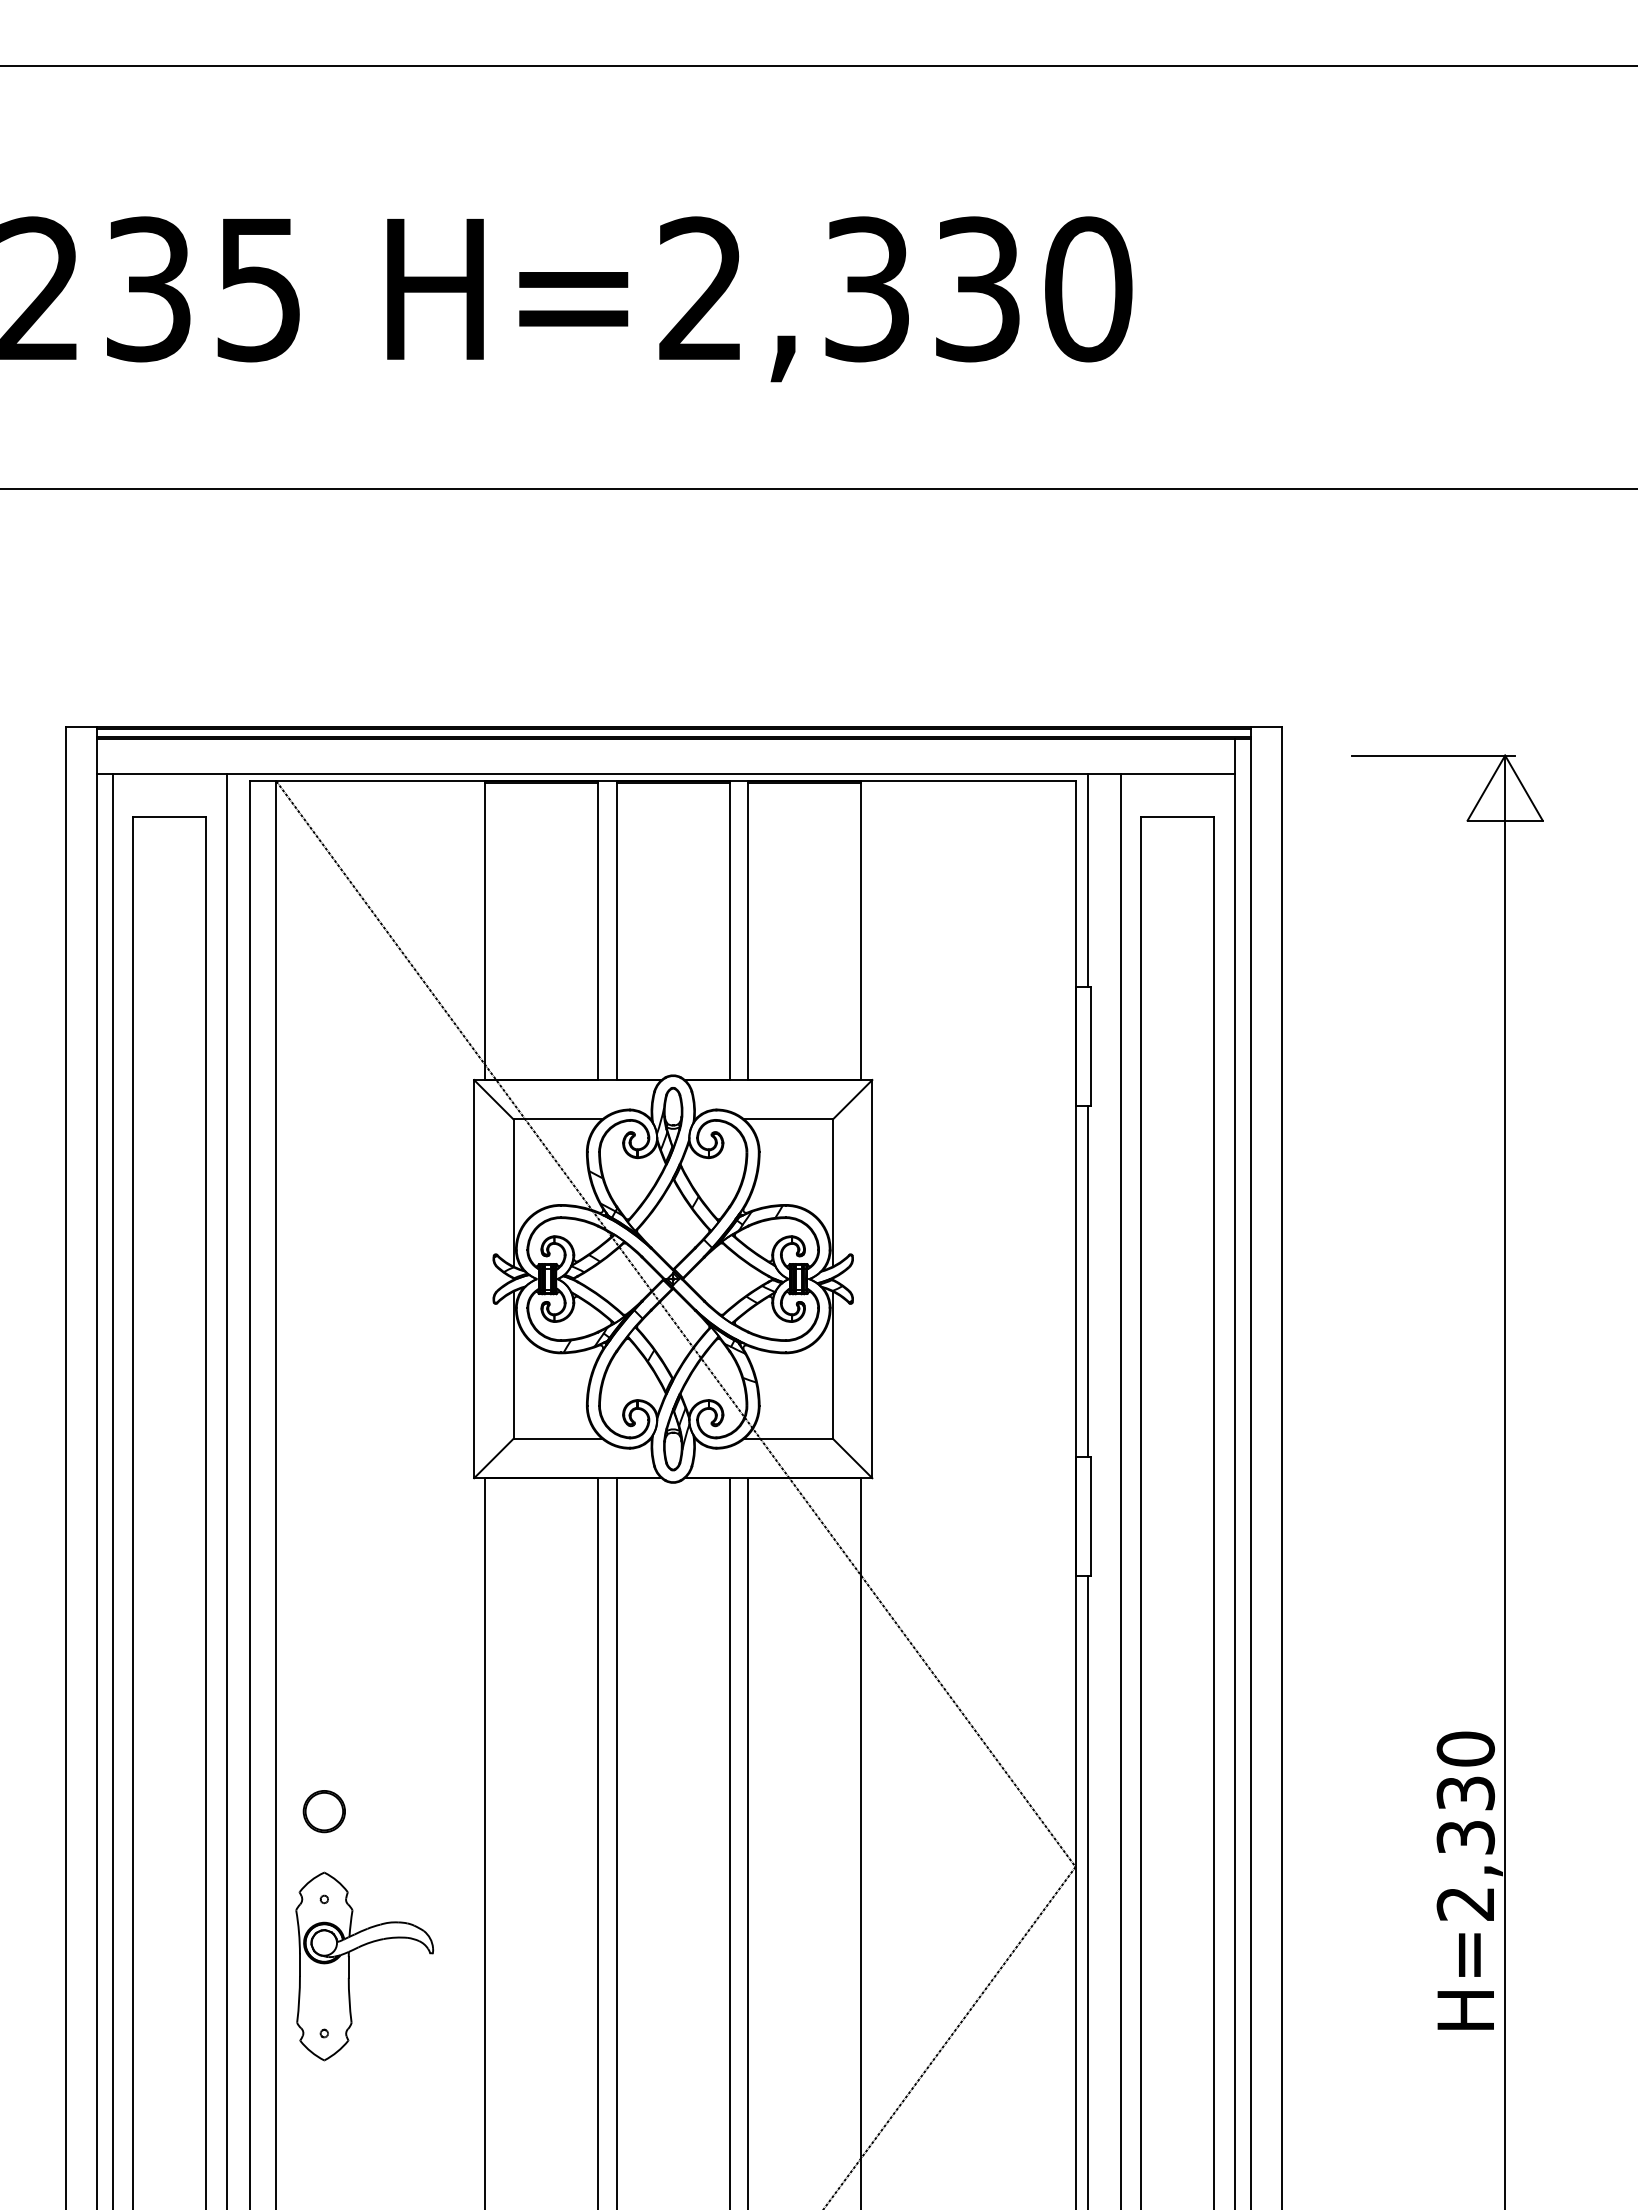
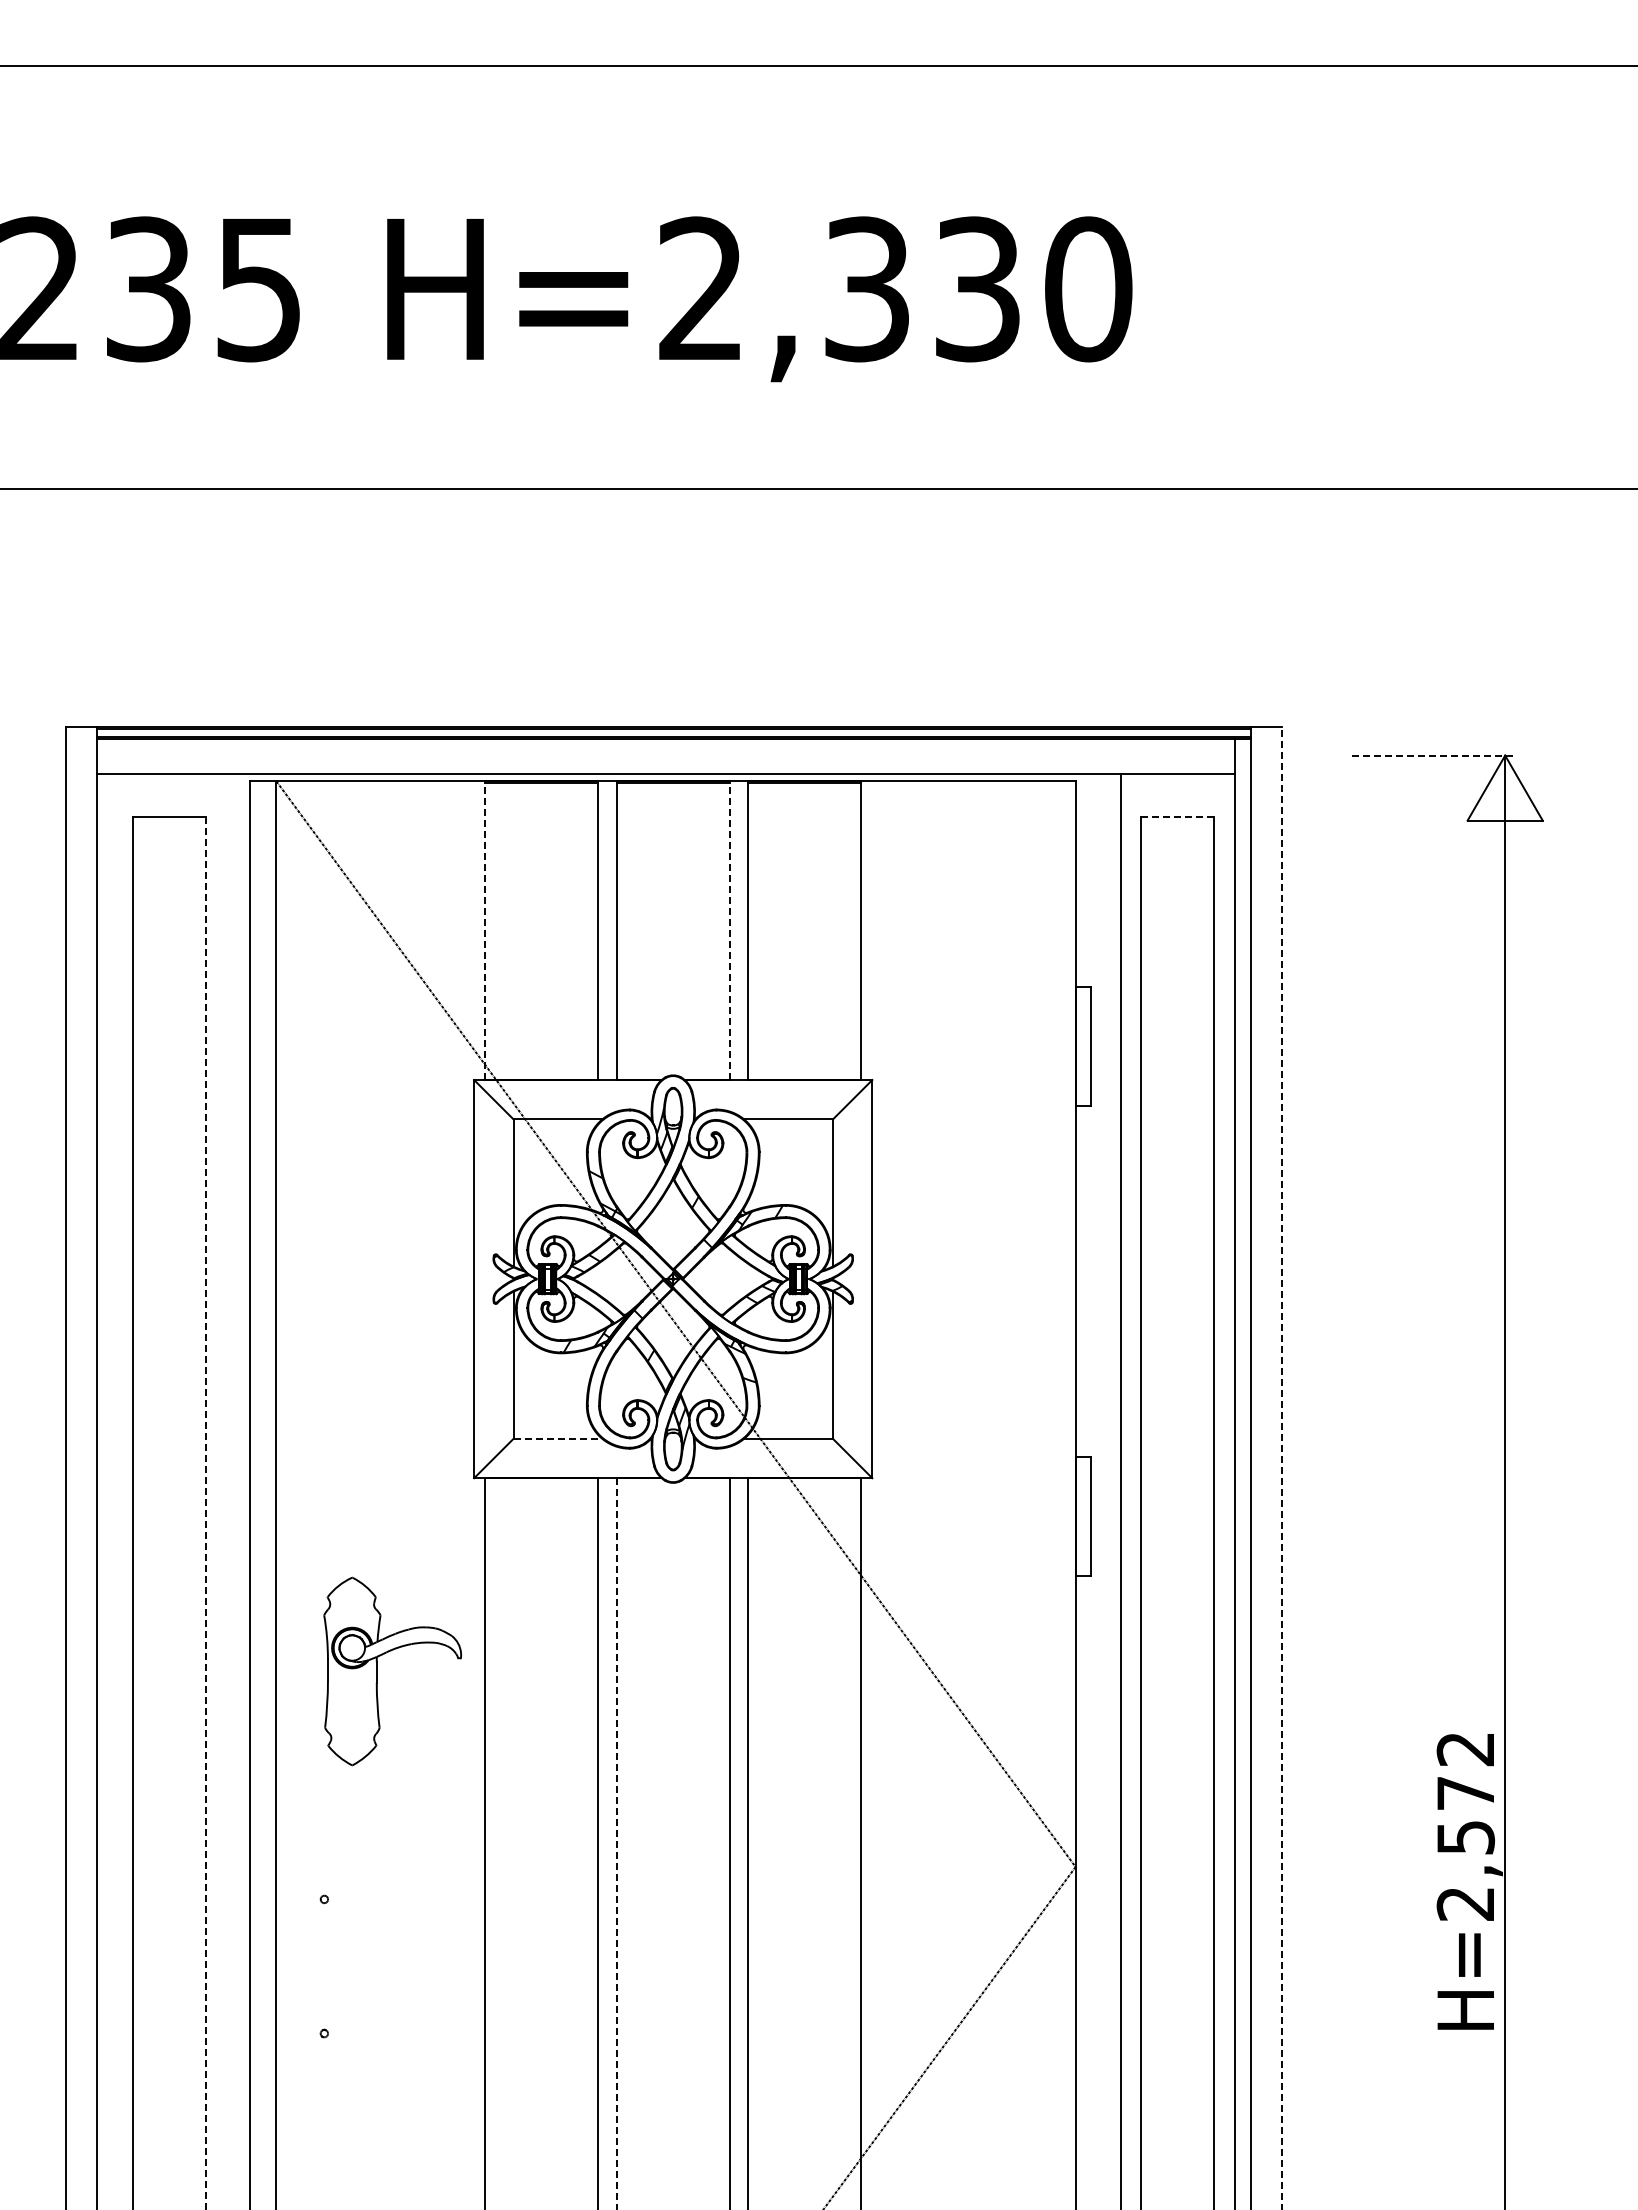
line: solid -> dashed (1433, 755)
line: solid -> dashed (1178, 816)
line: present -> none (1087, 880)
line: solid -> dashed (485, 930)
line: solid -> dashed (729, 930)
line: present -> none (1087, 1281)
line: solid -> dashed (558, 1438)
line: solid -> dashed (1281, 1468)
line: present -> none (112, 1490)
line: present -> none (226, 1490)
line: solid -> dashed (206, 1513)
text: H=2,330 -> H=2,572 (1465, 1792)
part: present -> none (323, 1811)
line: solid -> dashed (616, 1844)
line: present -> none (1087, 1890)
part position: (349, 1966) -> (377, 1671) (377, 1671)
